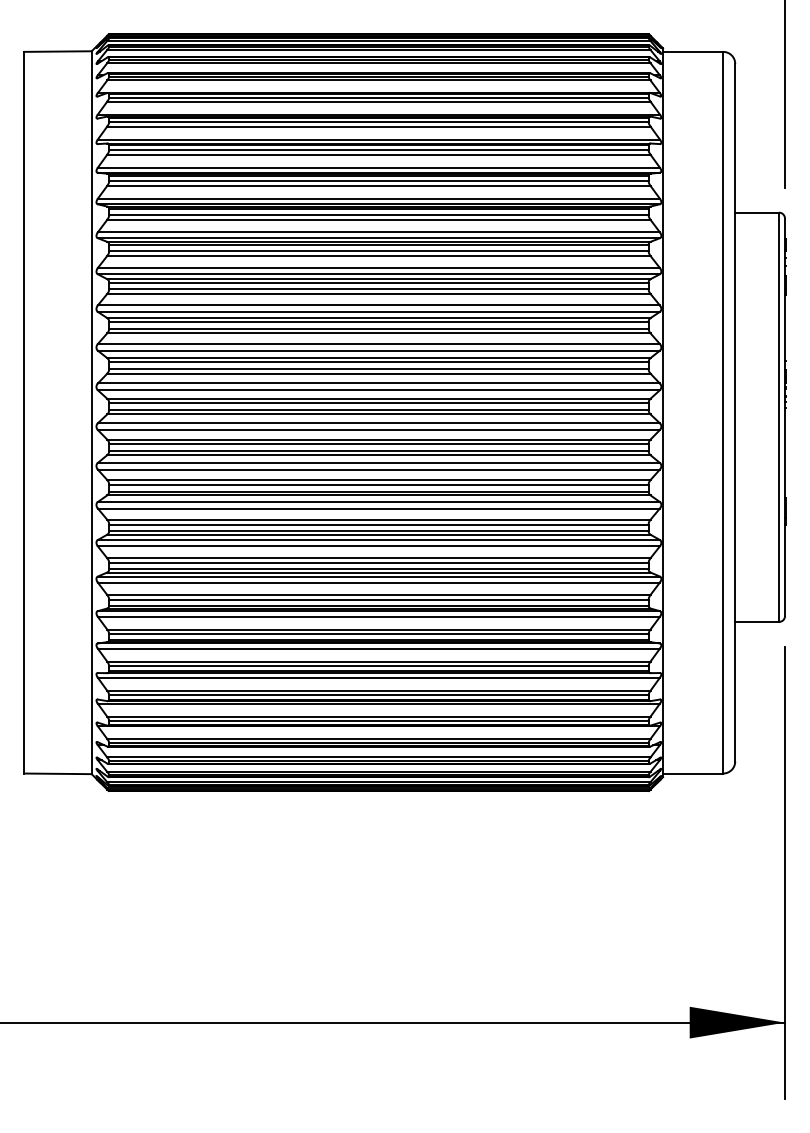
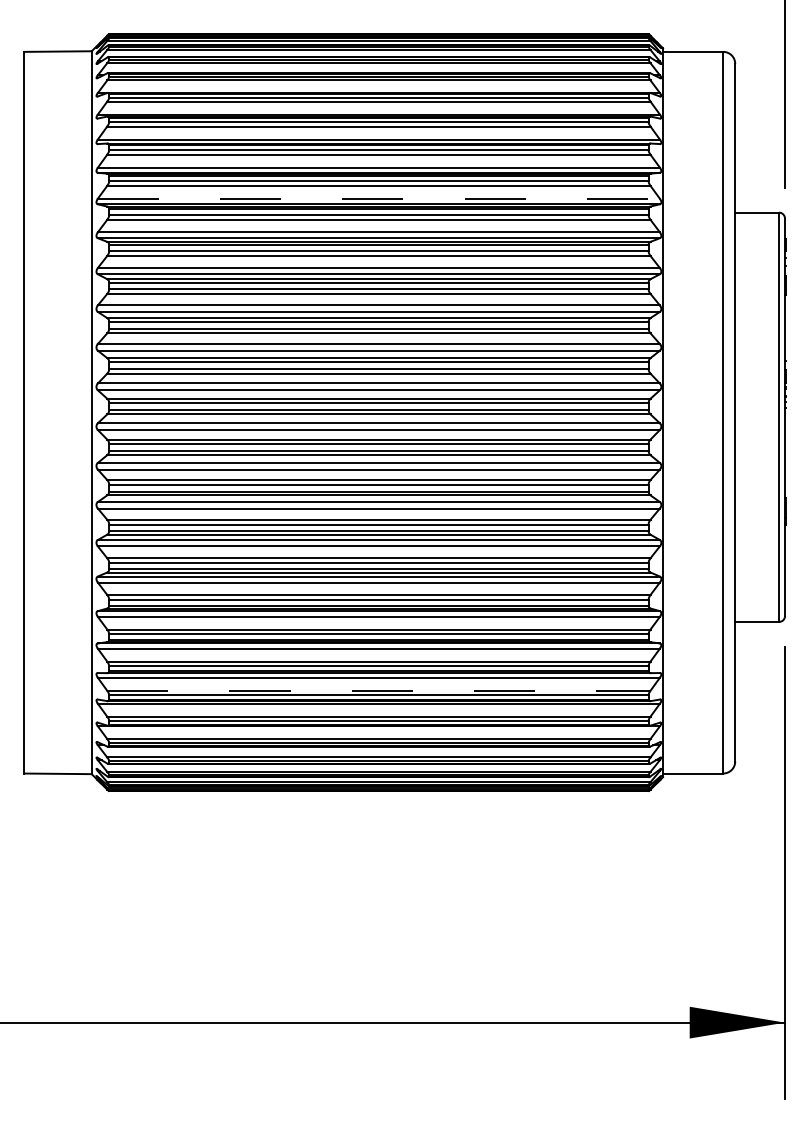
line: solid -> dashed (378, 198)
line: solid -> dashed (378, 690)
